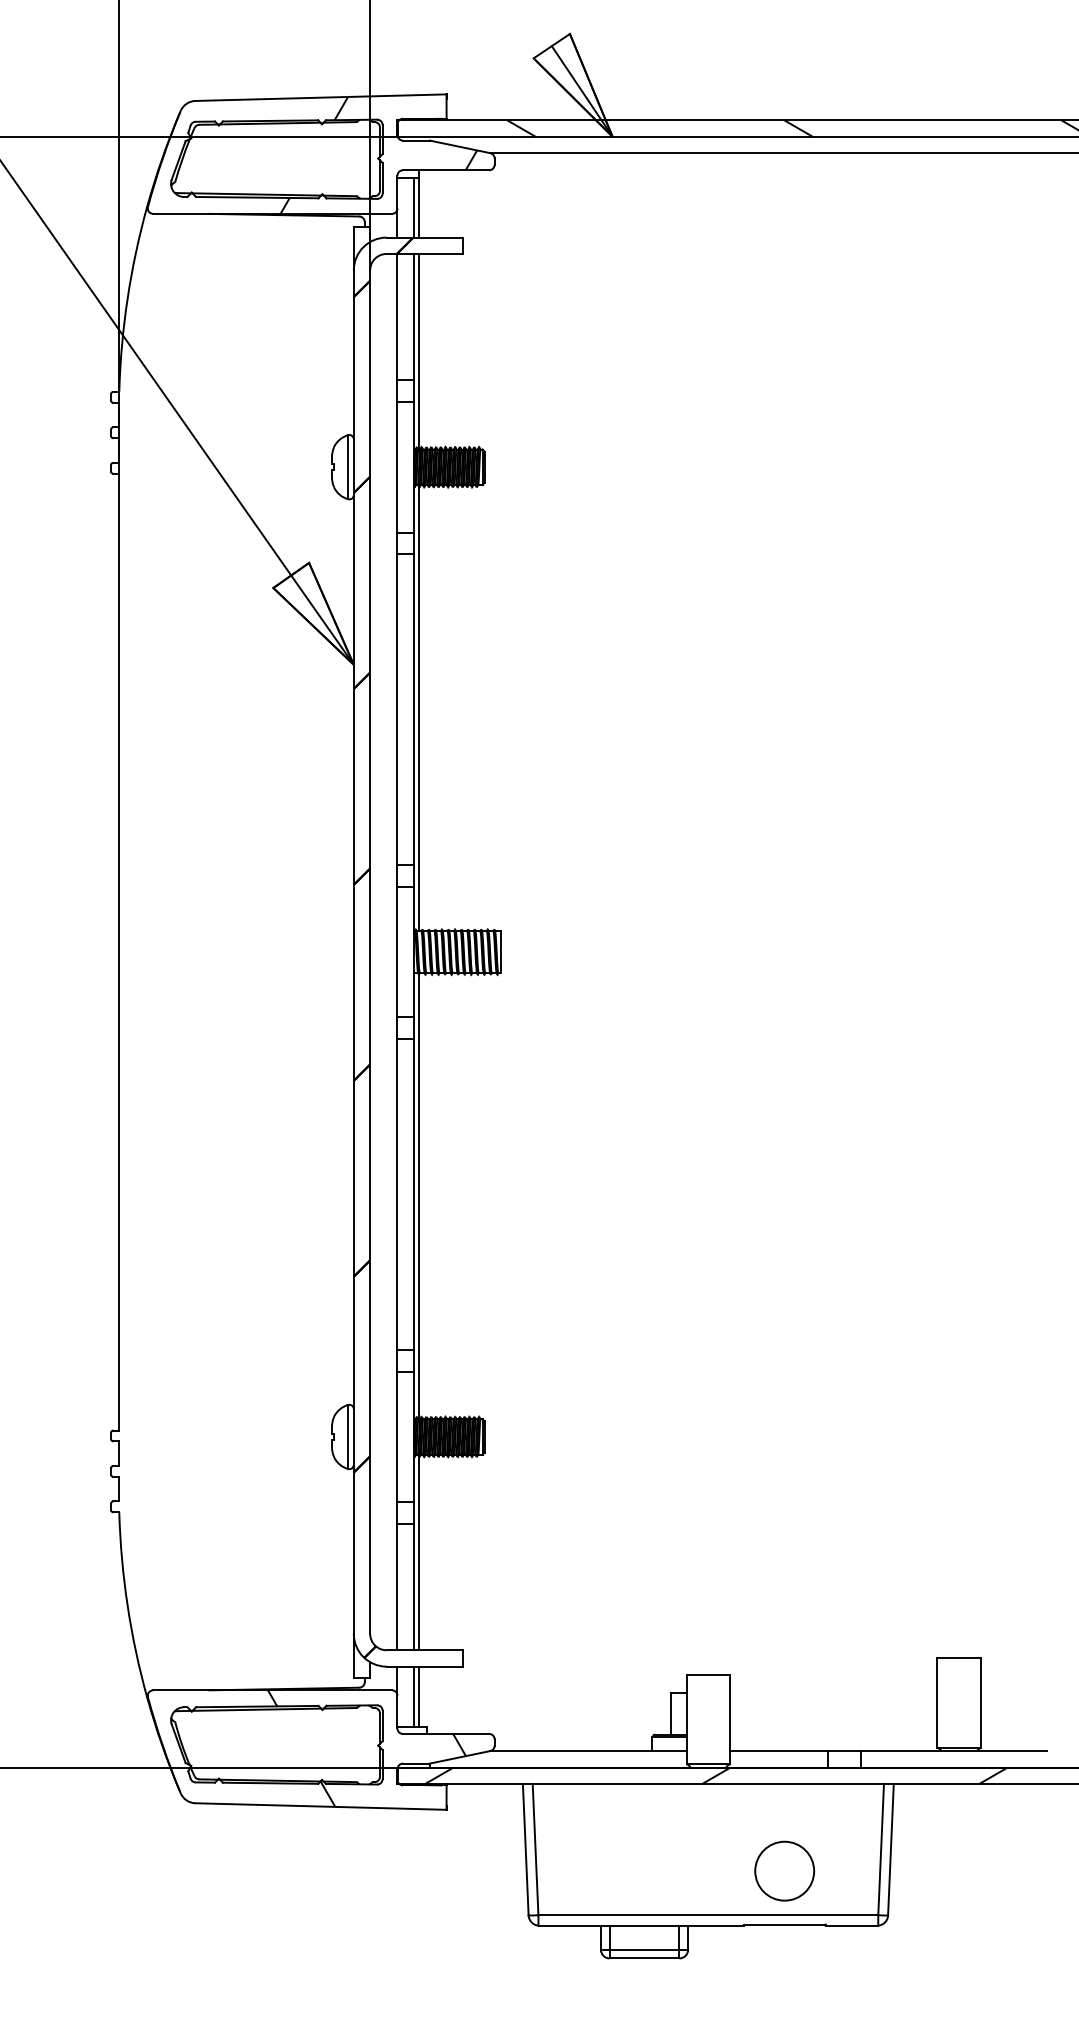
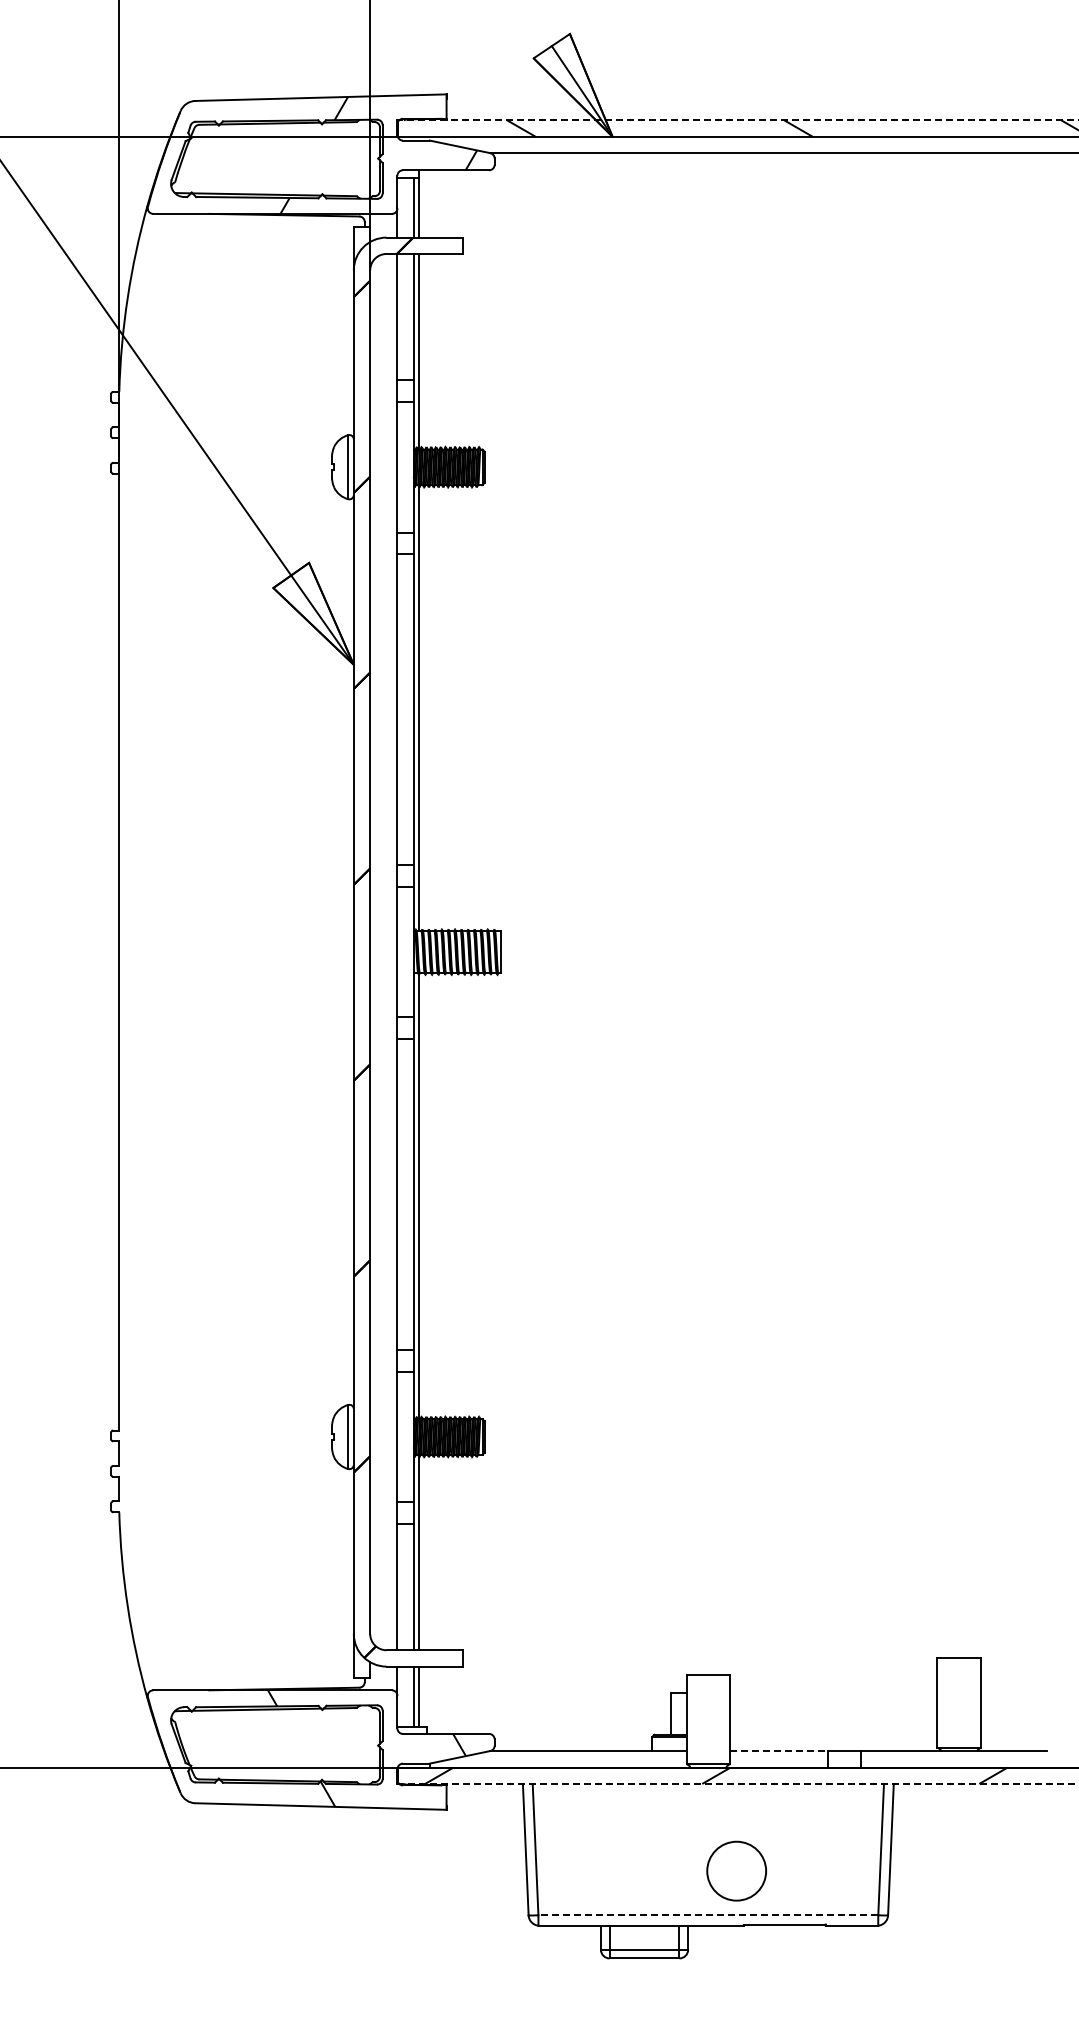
line: solid -> dashed (737, 120)
line: solid -> dashed (779, 1751)
line: solid -> dashed (738, 1783)
circle position: (784, 1870) -> (736, 1870) (736, 1870)
line: solid -> dashed (708, 1915)
